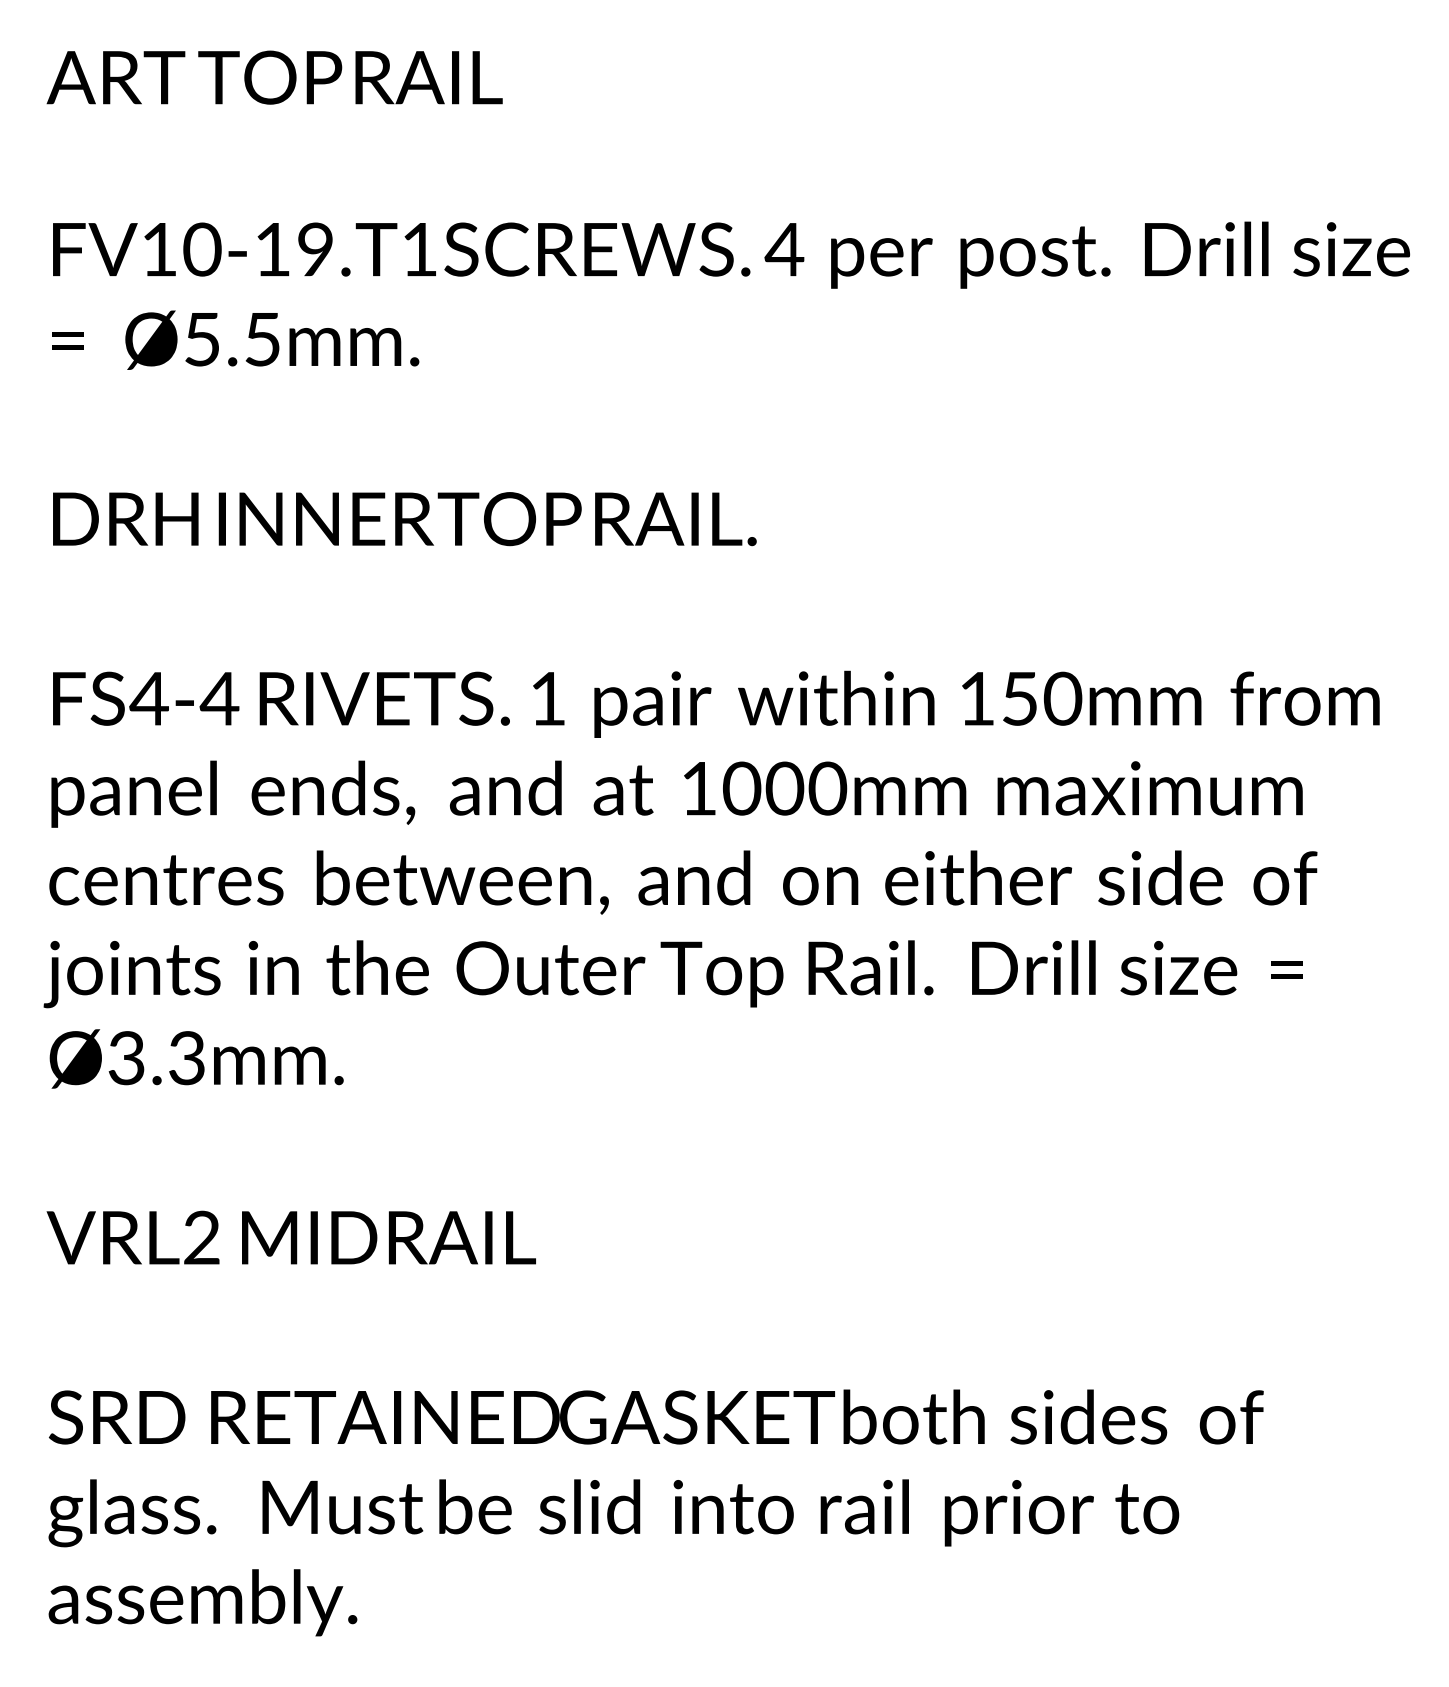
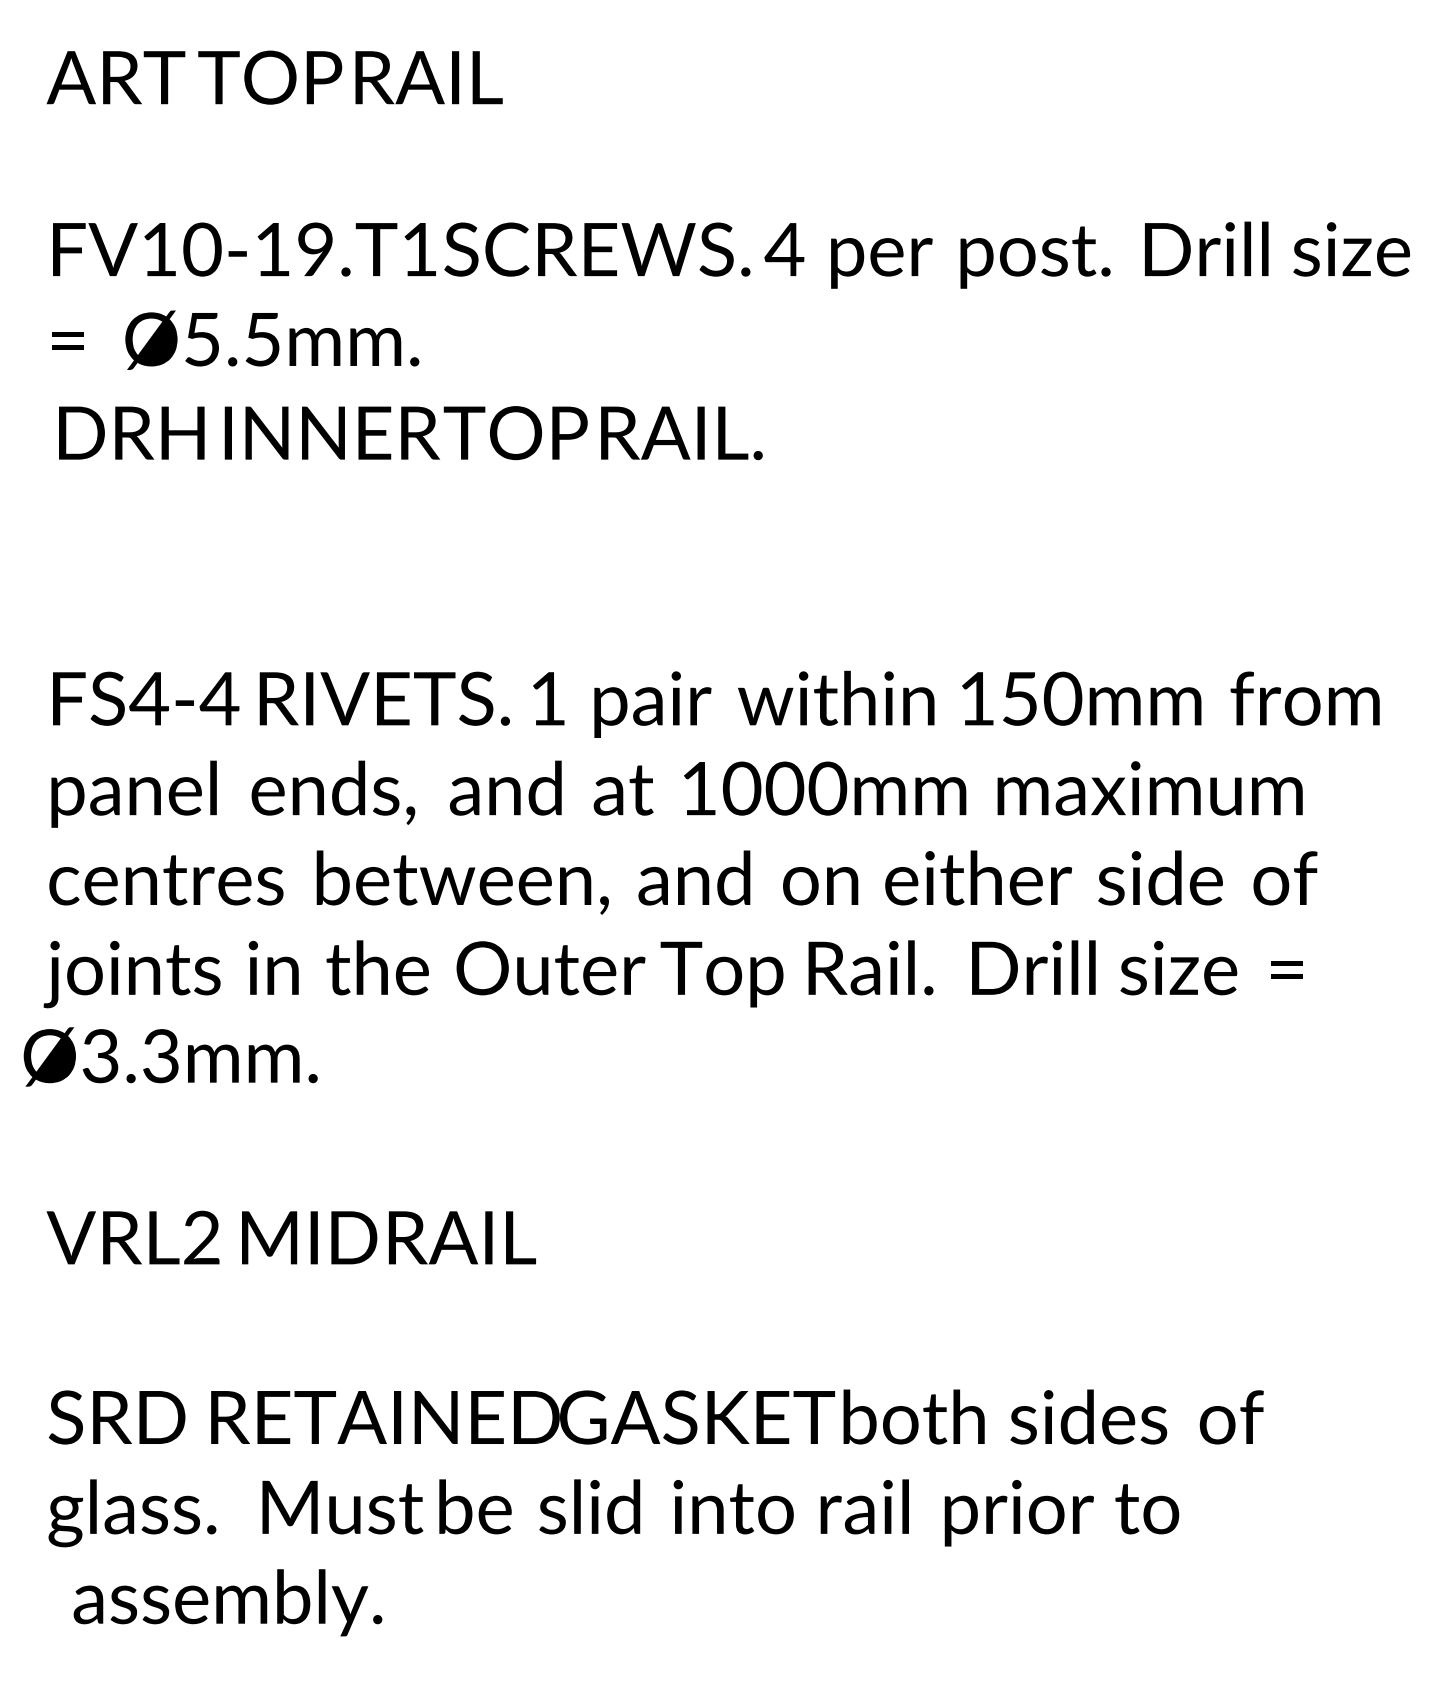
text position: (404, 519) -> (410, 433) (410, 433)
text position: (196, 1058) -> (170, 1056) (170, 1056)
text position: (202, 1602) -> (227, 1602) (227, 1602)
